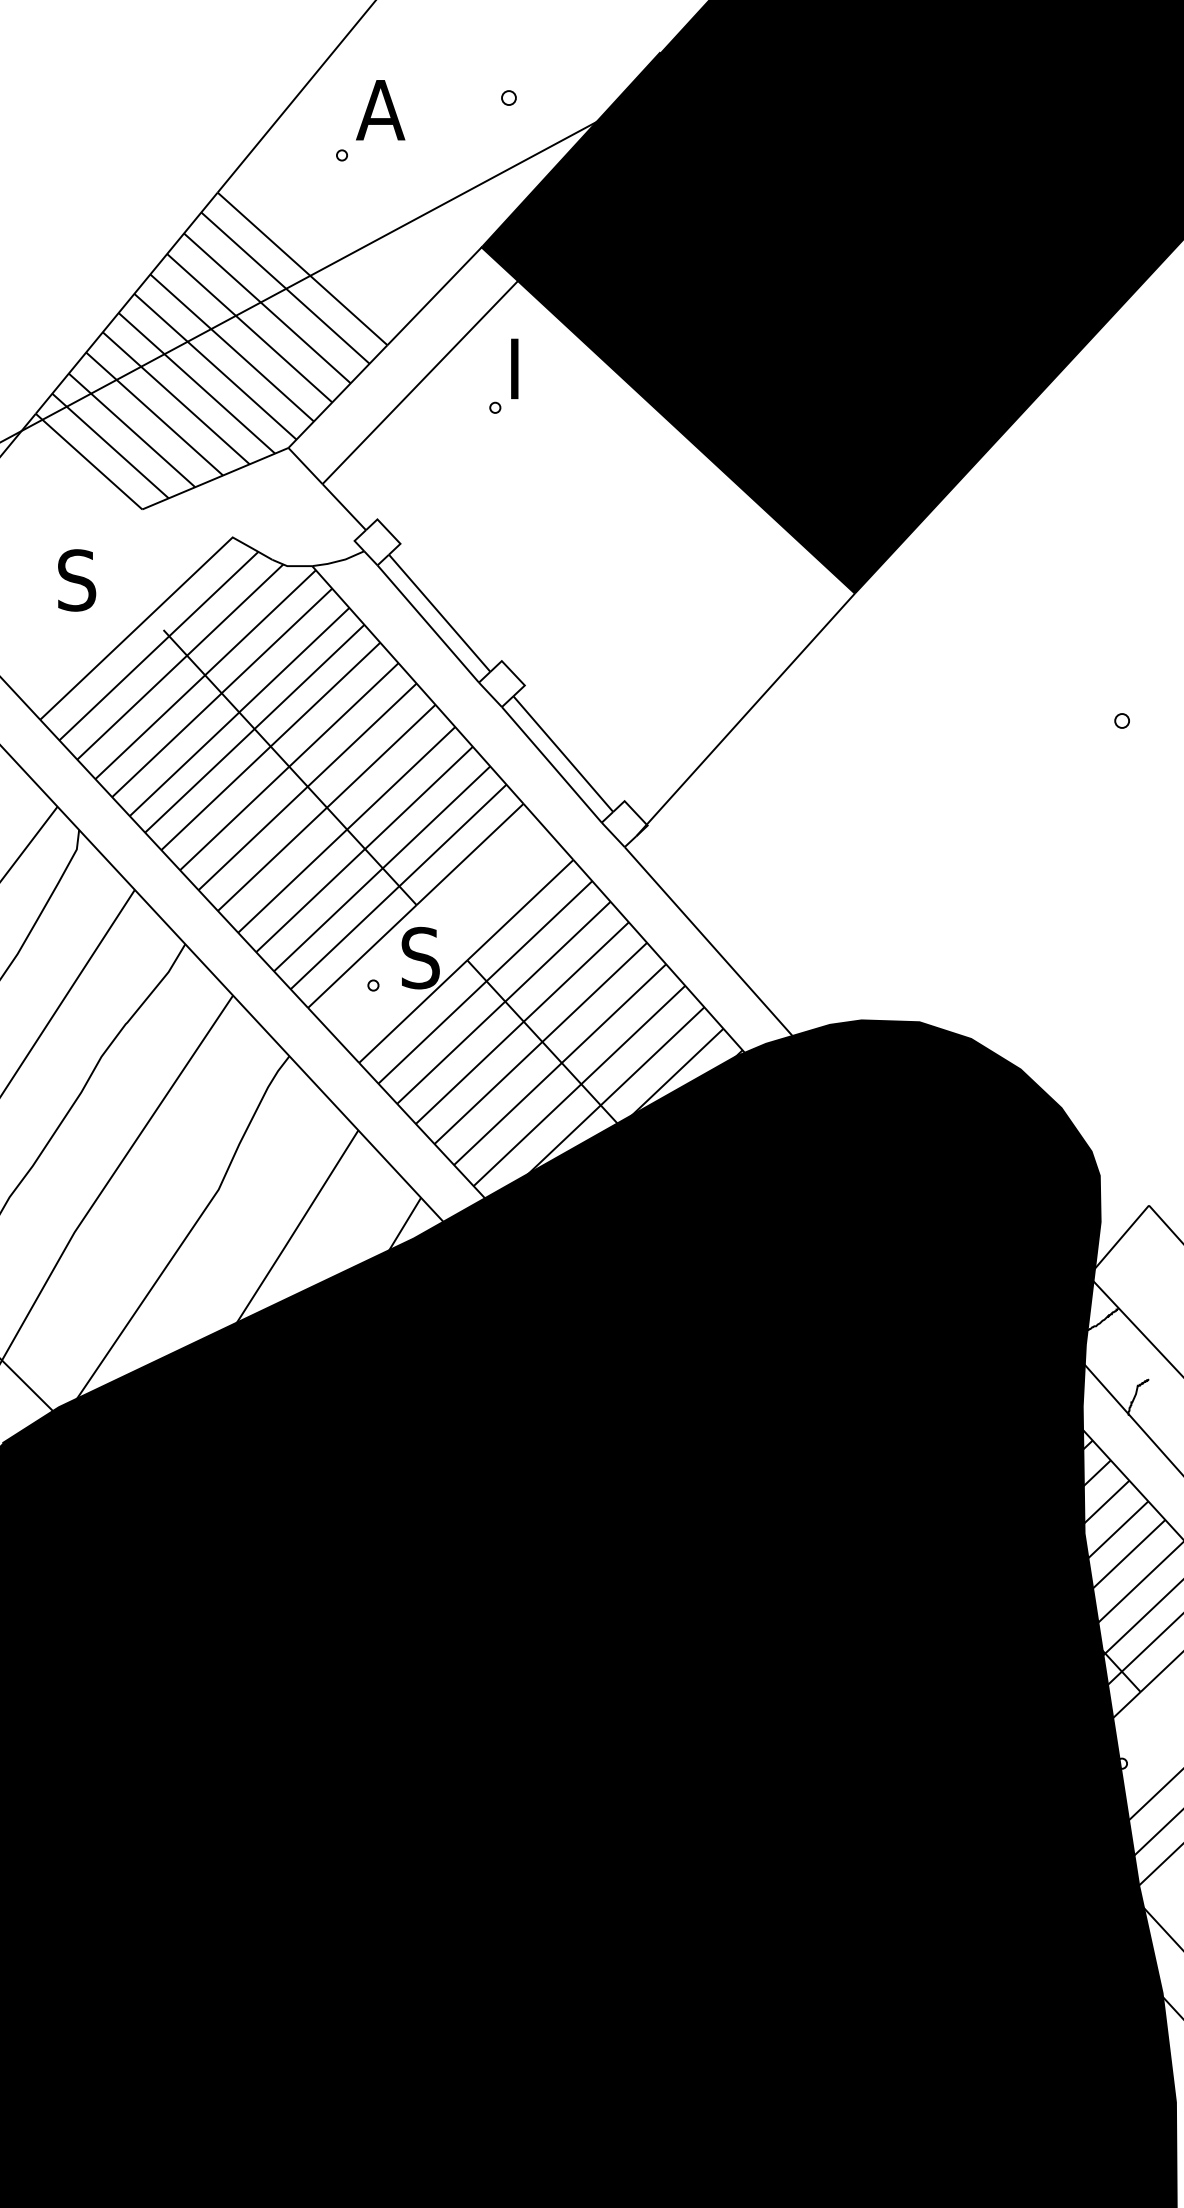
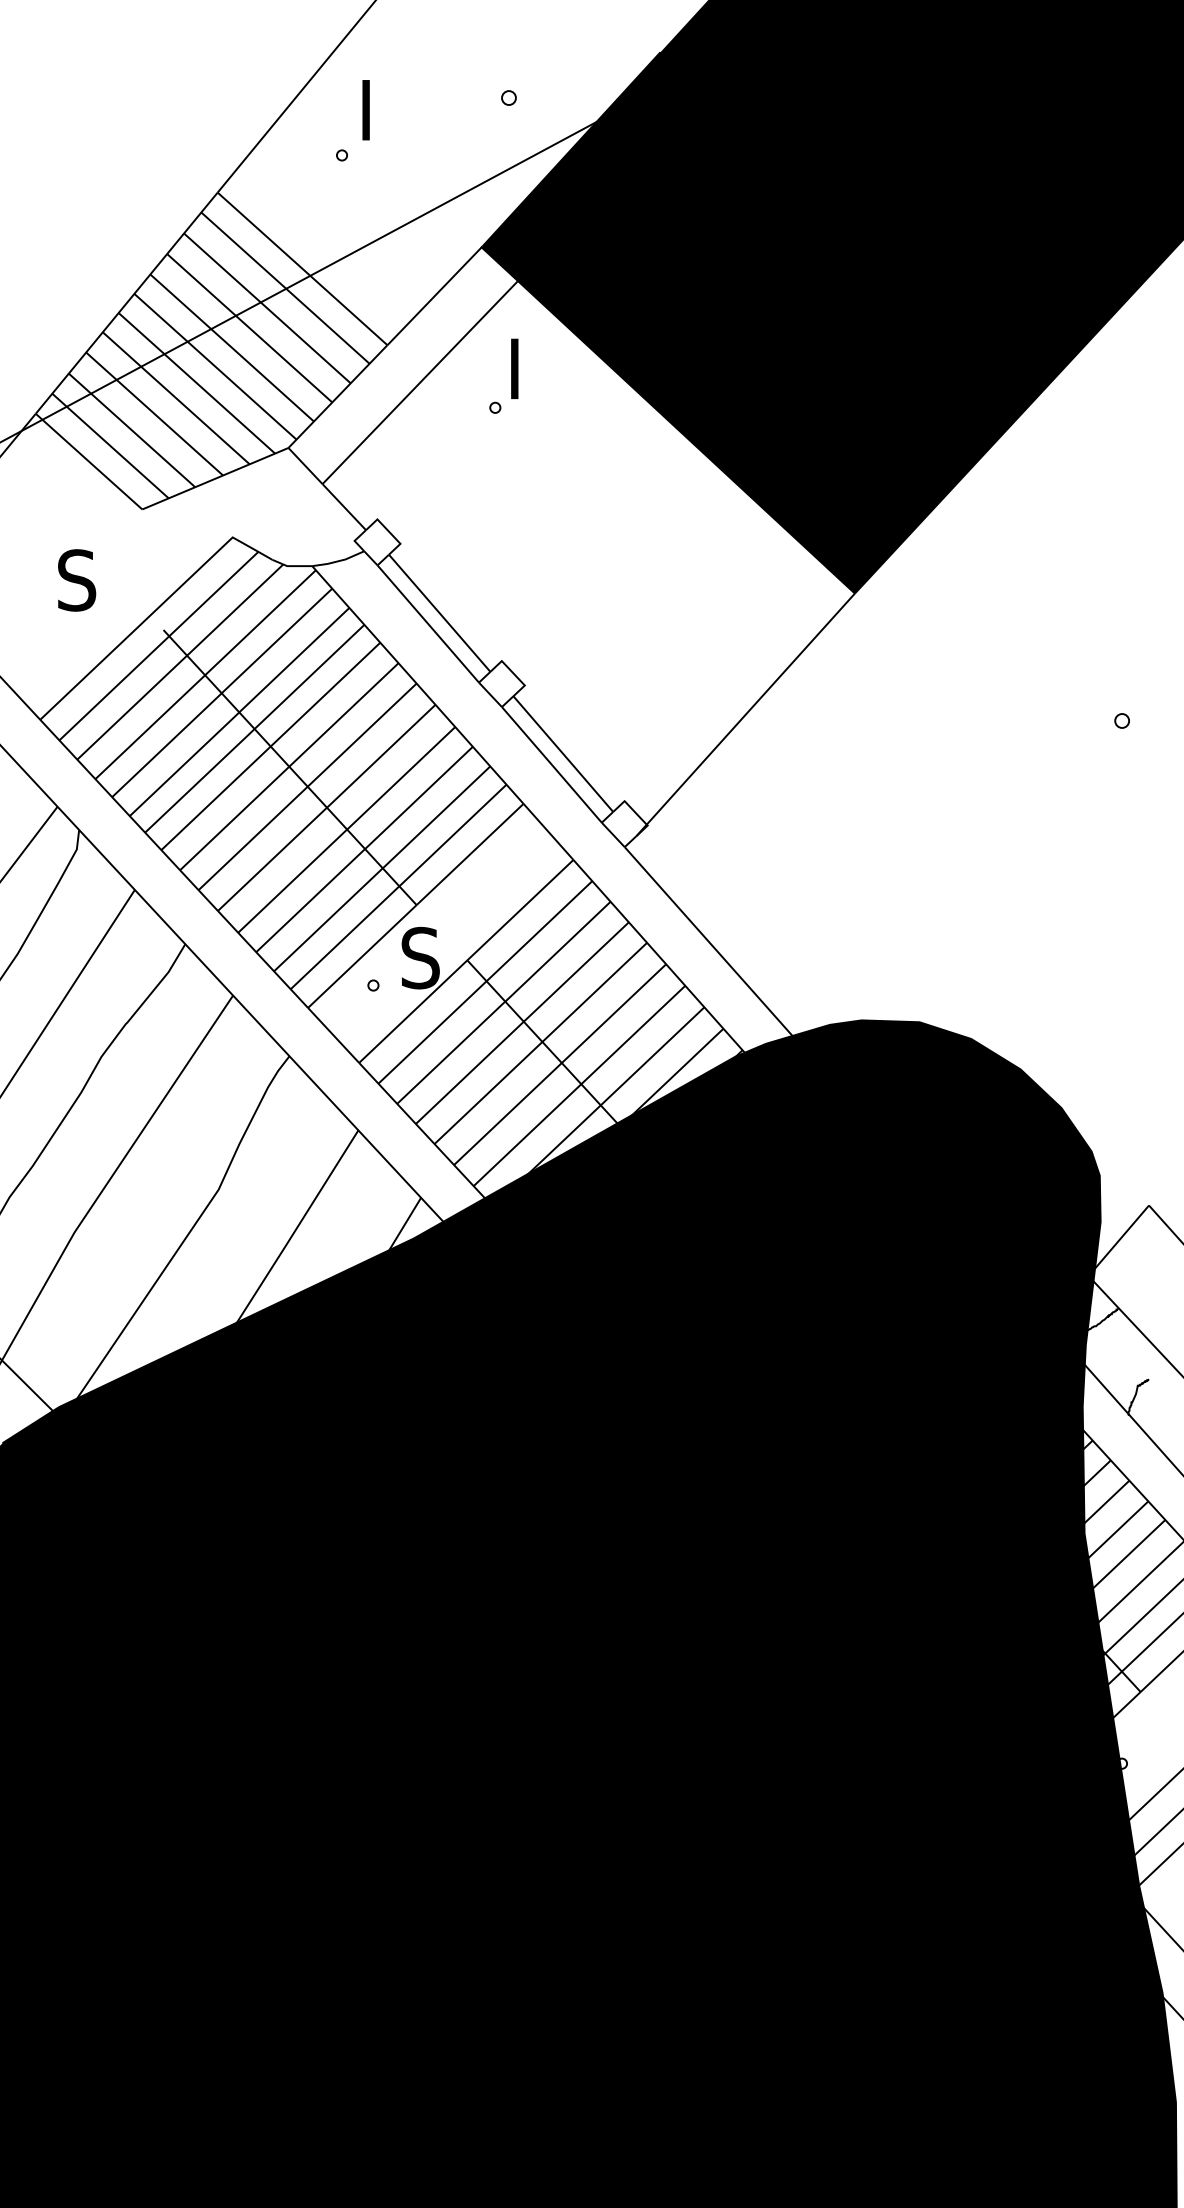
text: A -> I (380, 110)
